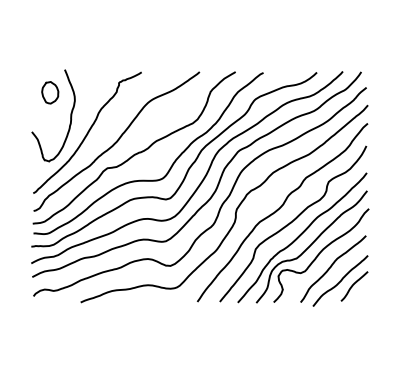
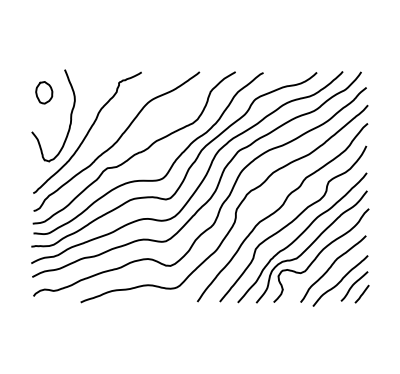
part position: (50, 92) -> (44, 92) (44, 92)
line: none -> present (361, 293)
